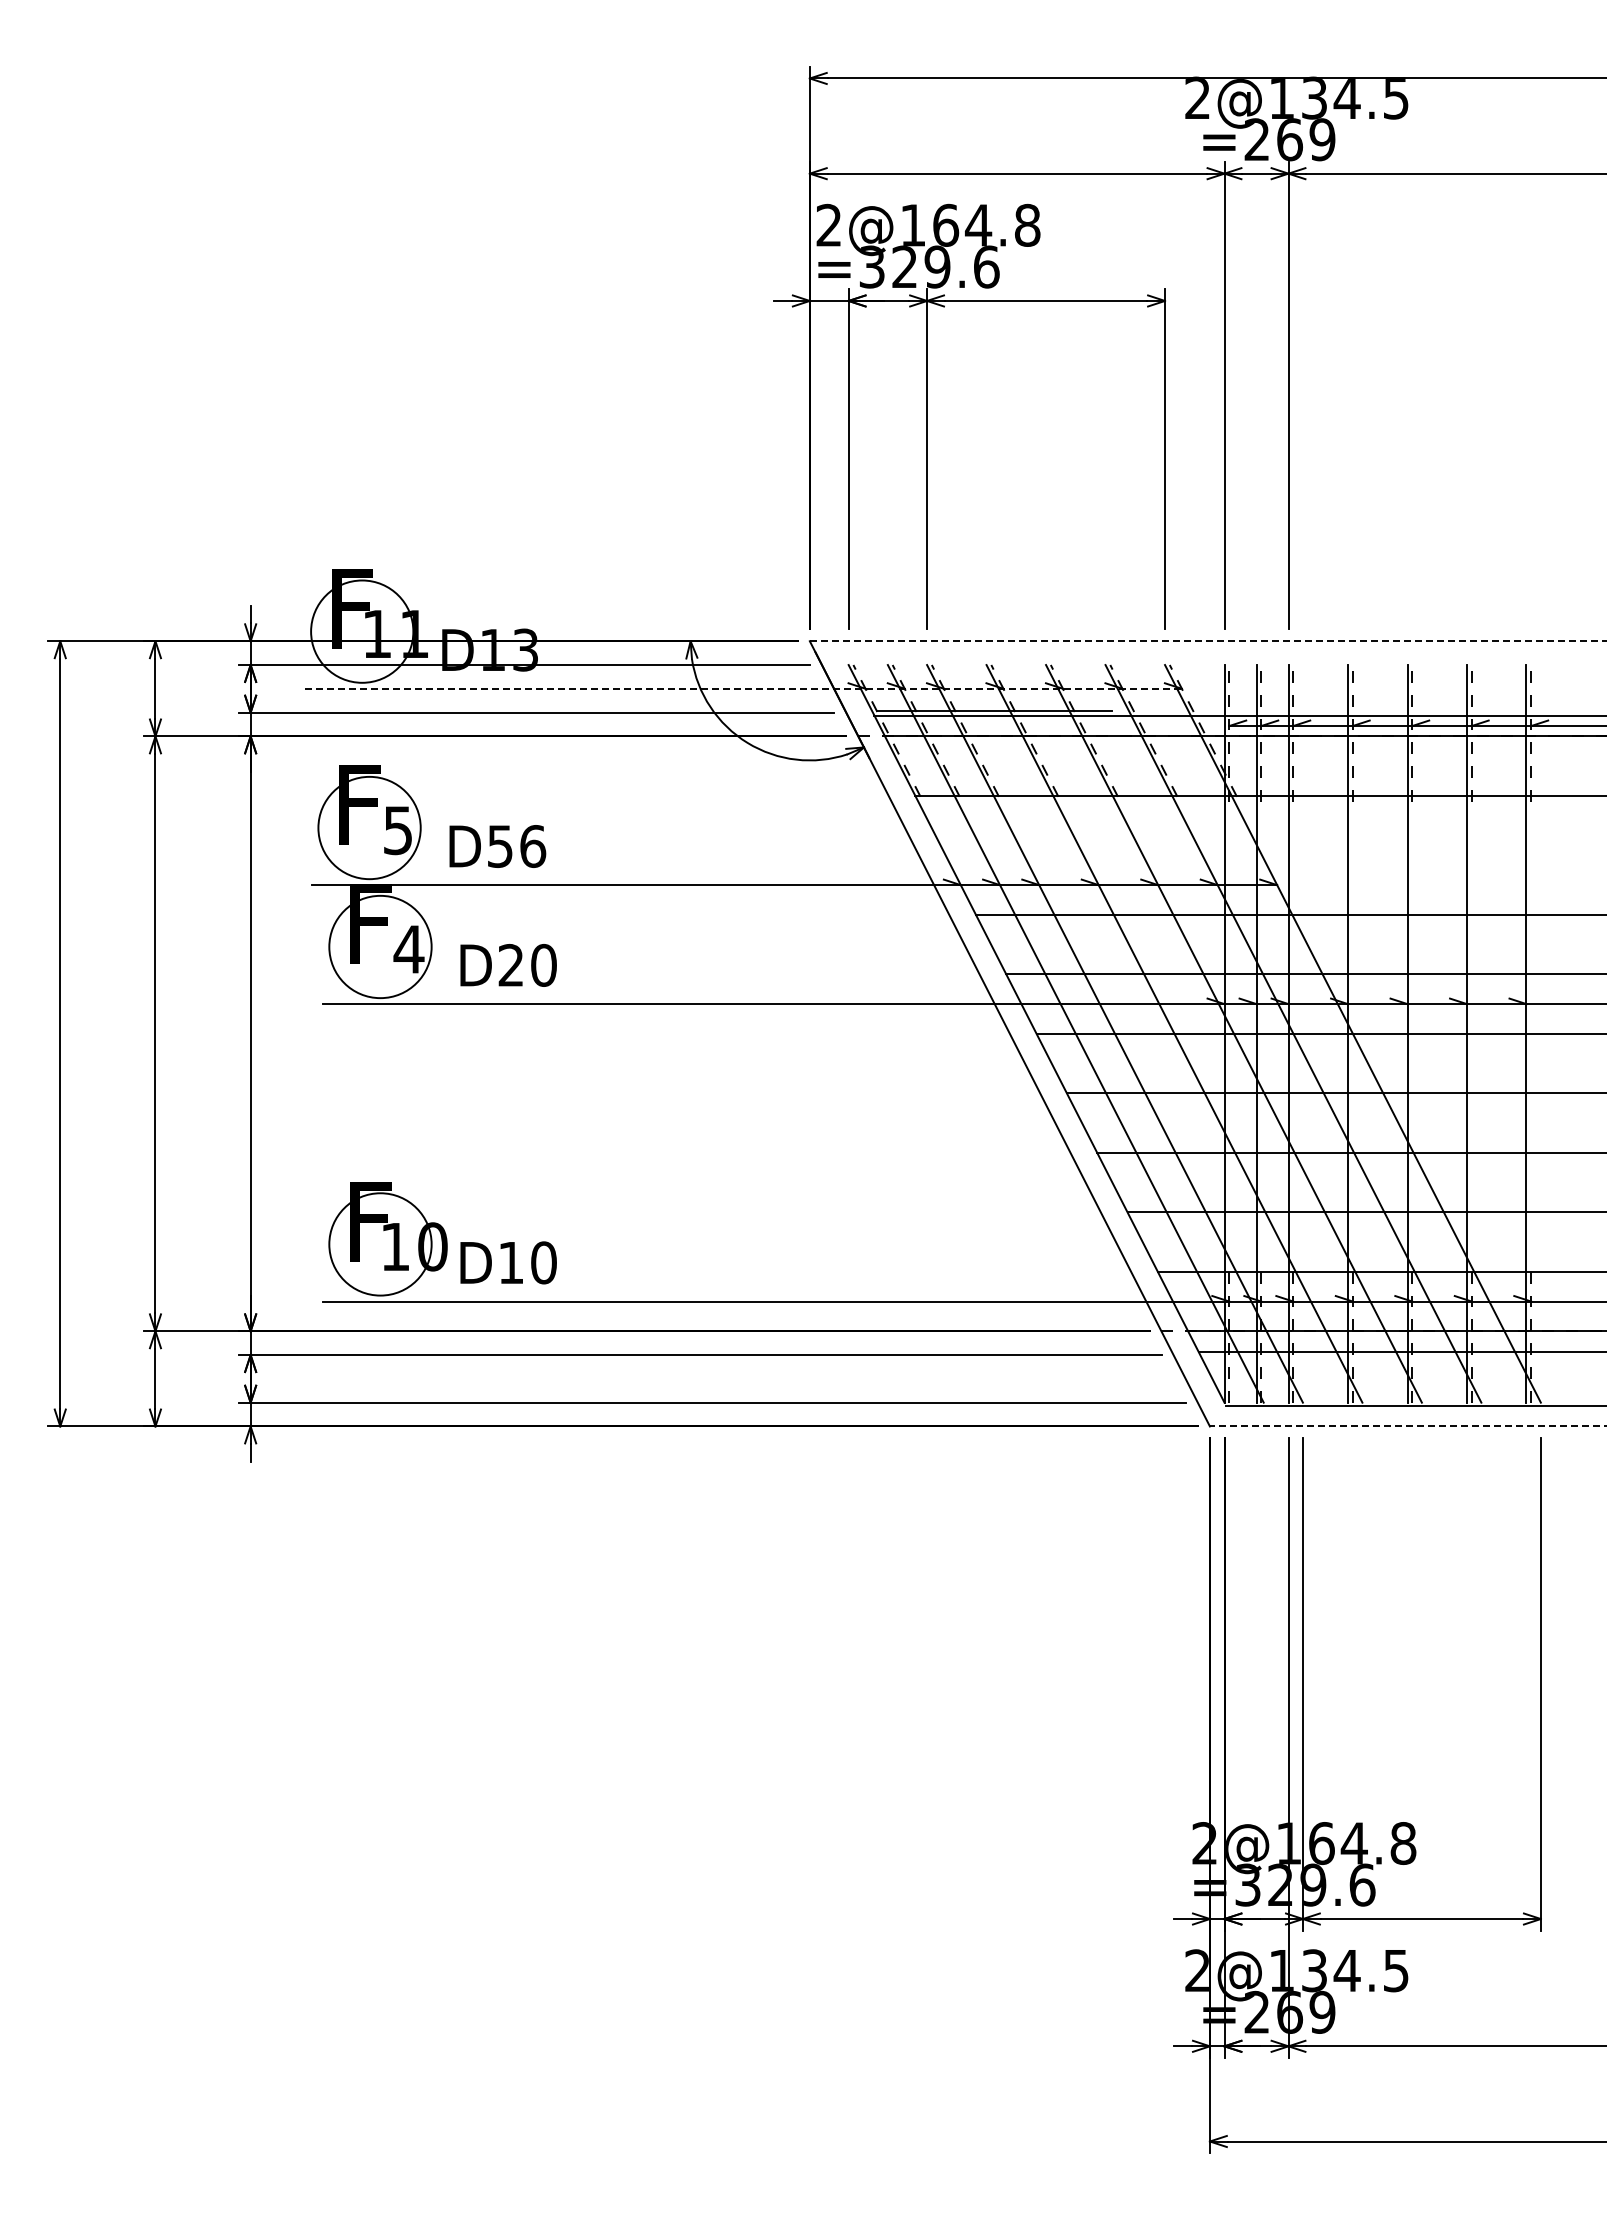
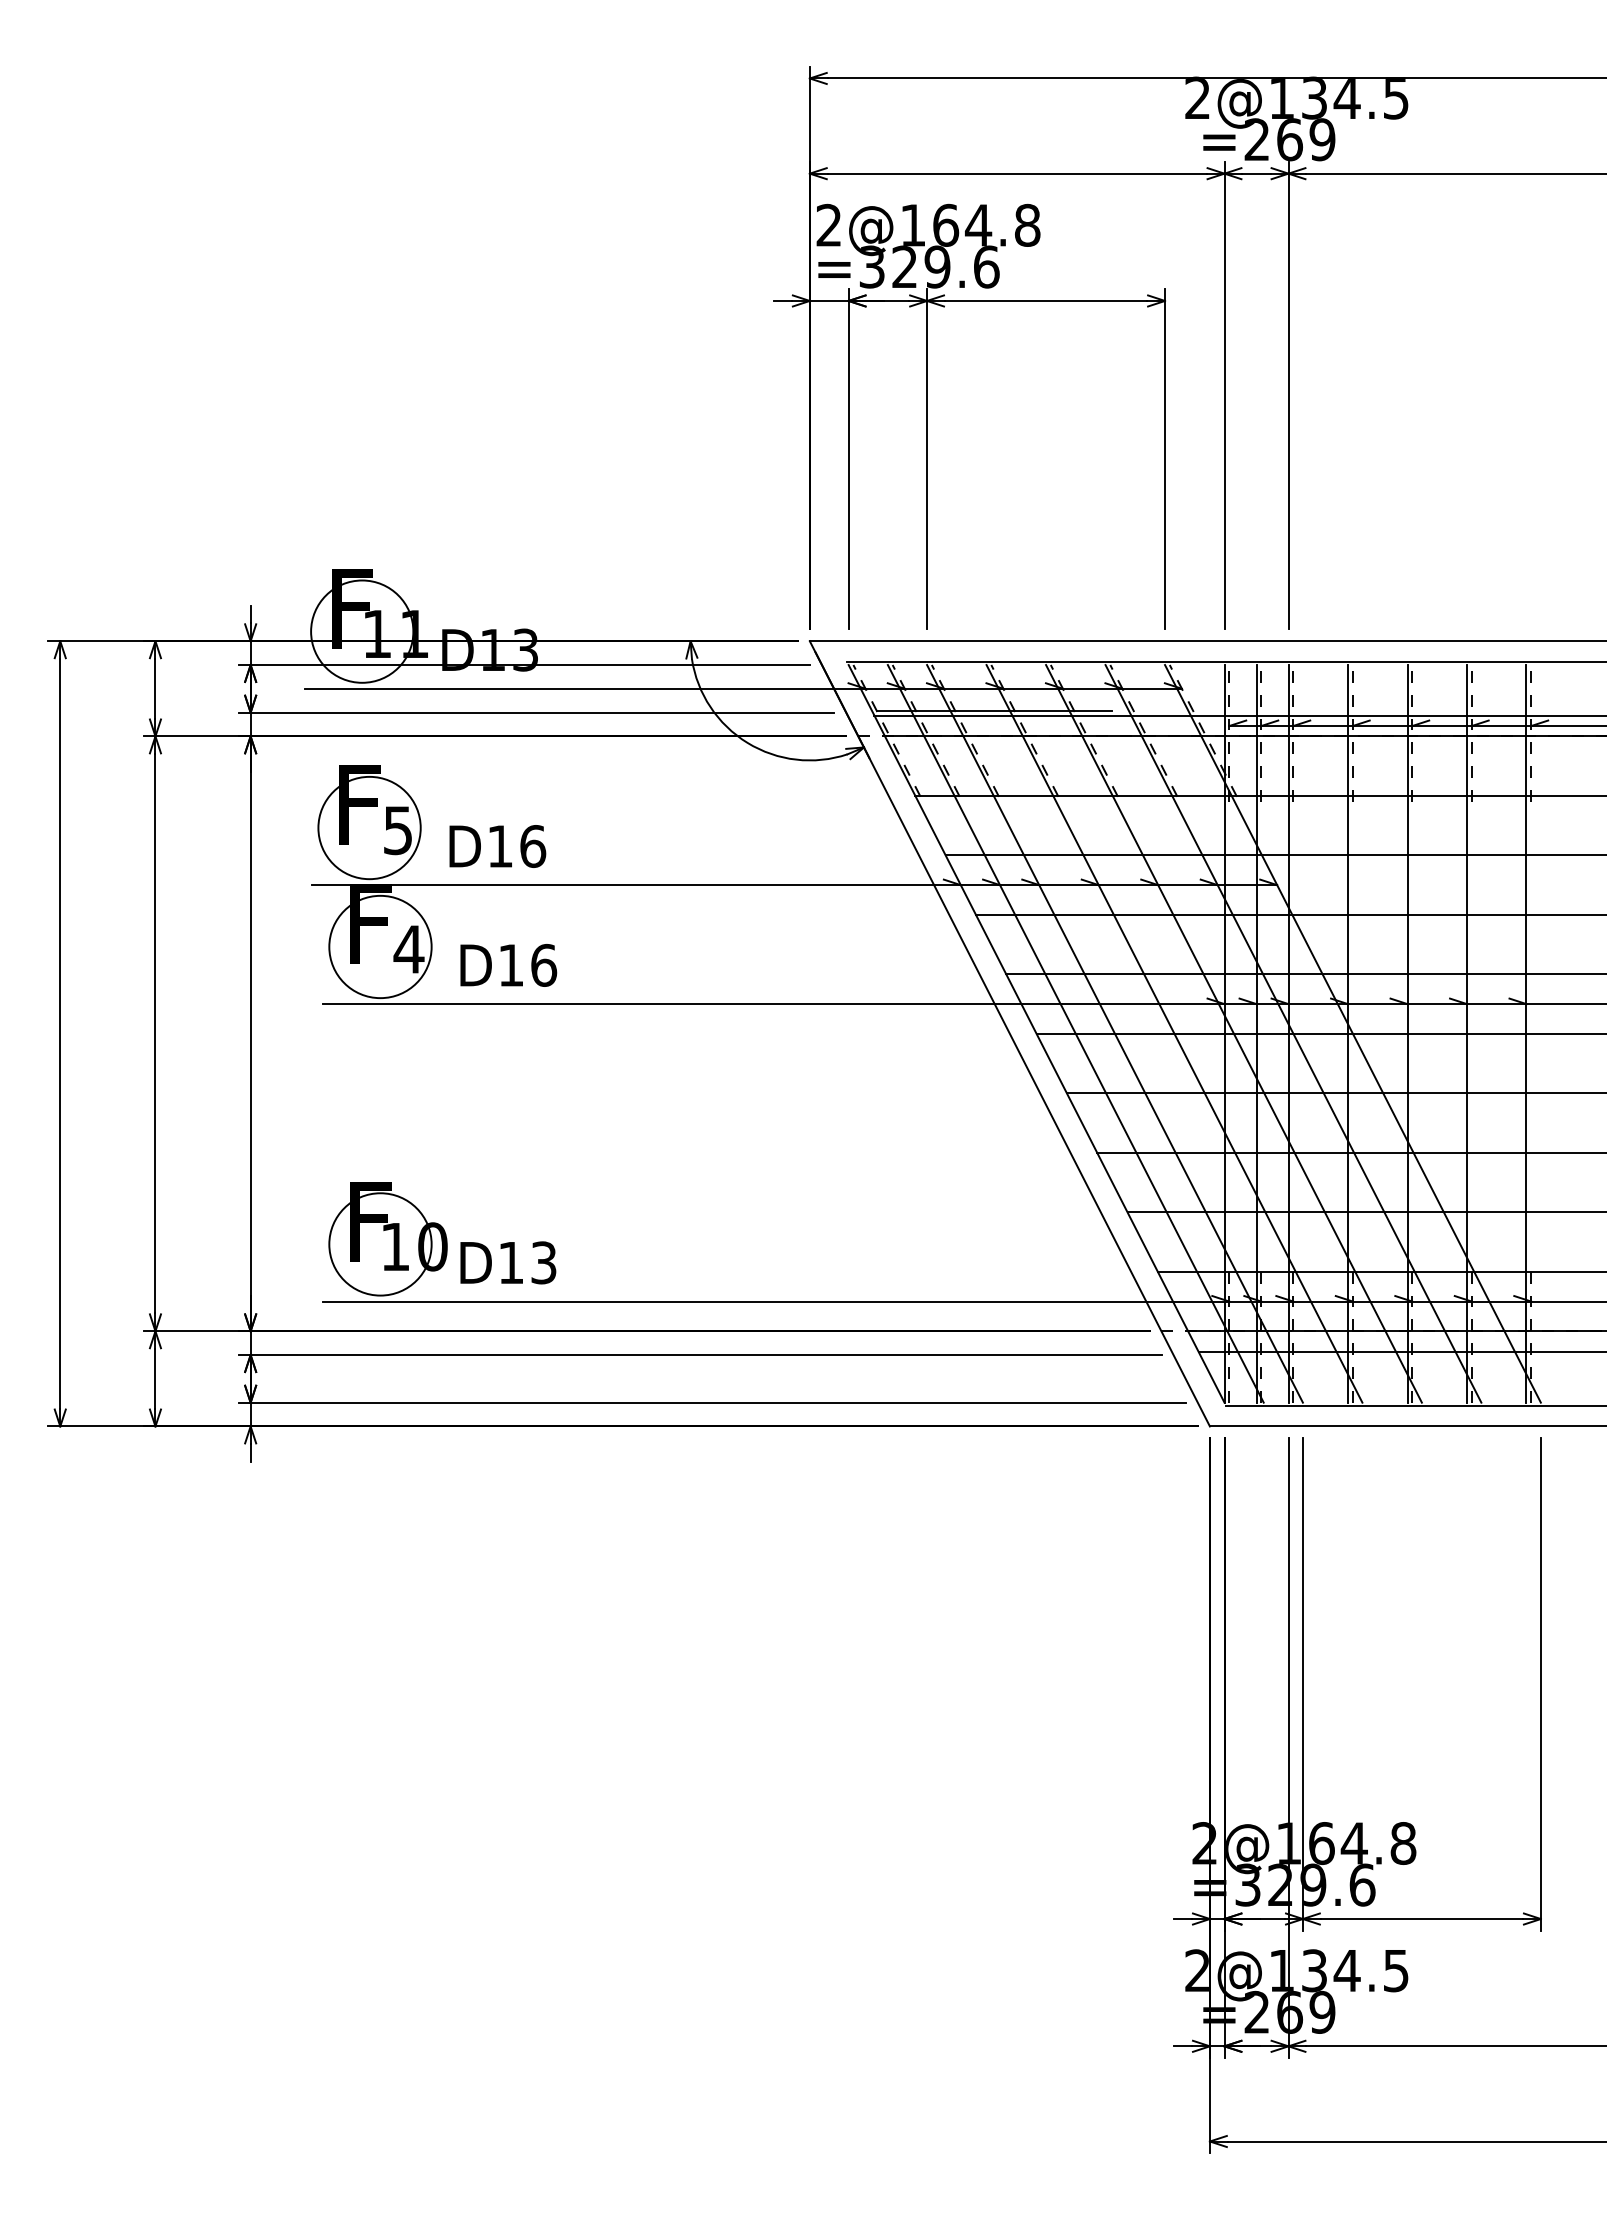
line: dashed -> solid (1208, 641)
line: none -> present (1225, 661)
line: dashed -> solid (744, 688)
text: D56 -> D16 (500, 846)
line: none -> present (1274, 855)
text: D20 -> D16 (527, 964)
text: D10 -> D13 (543, 1262)
line: dashed -> solid (1407, 1426)
